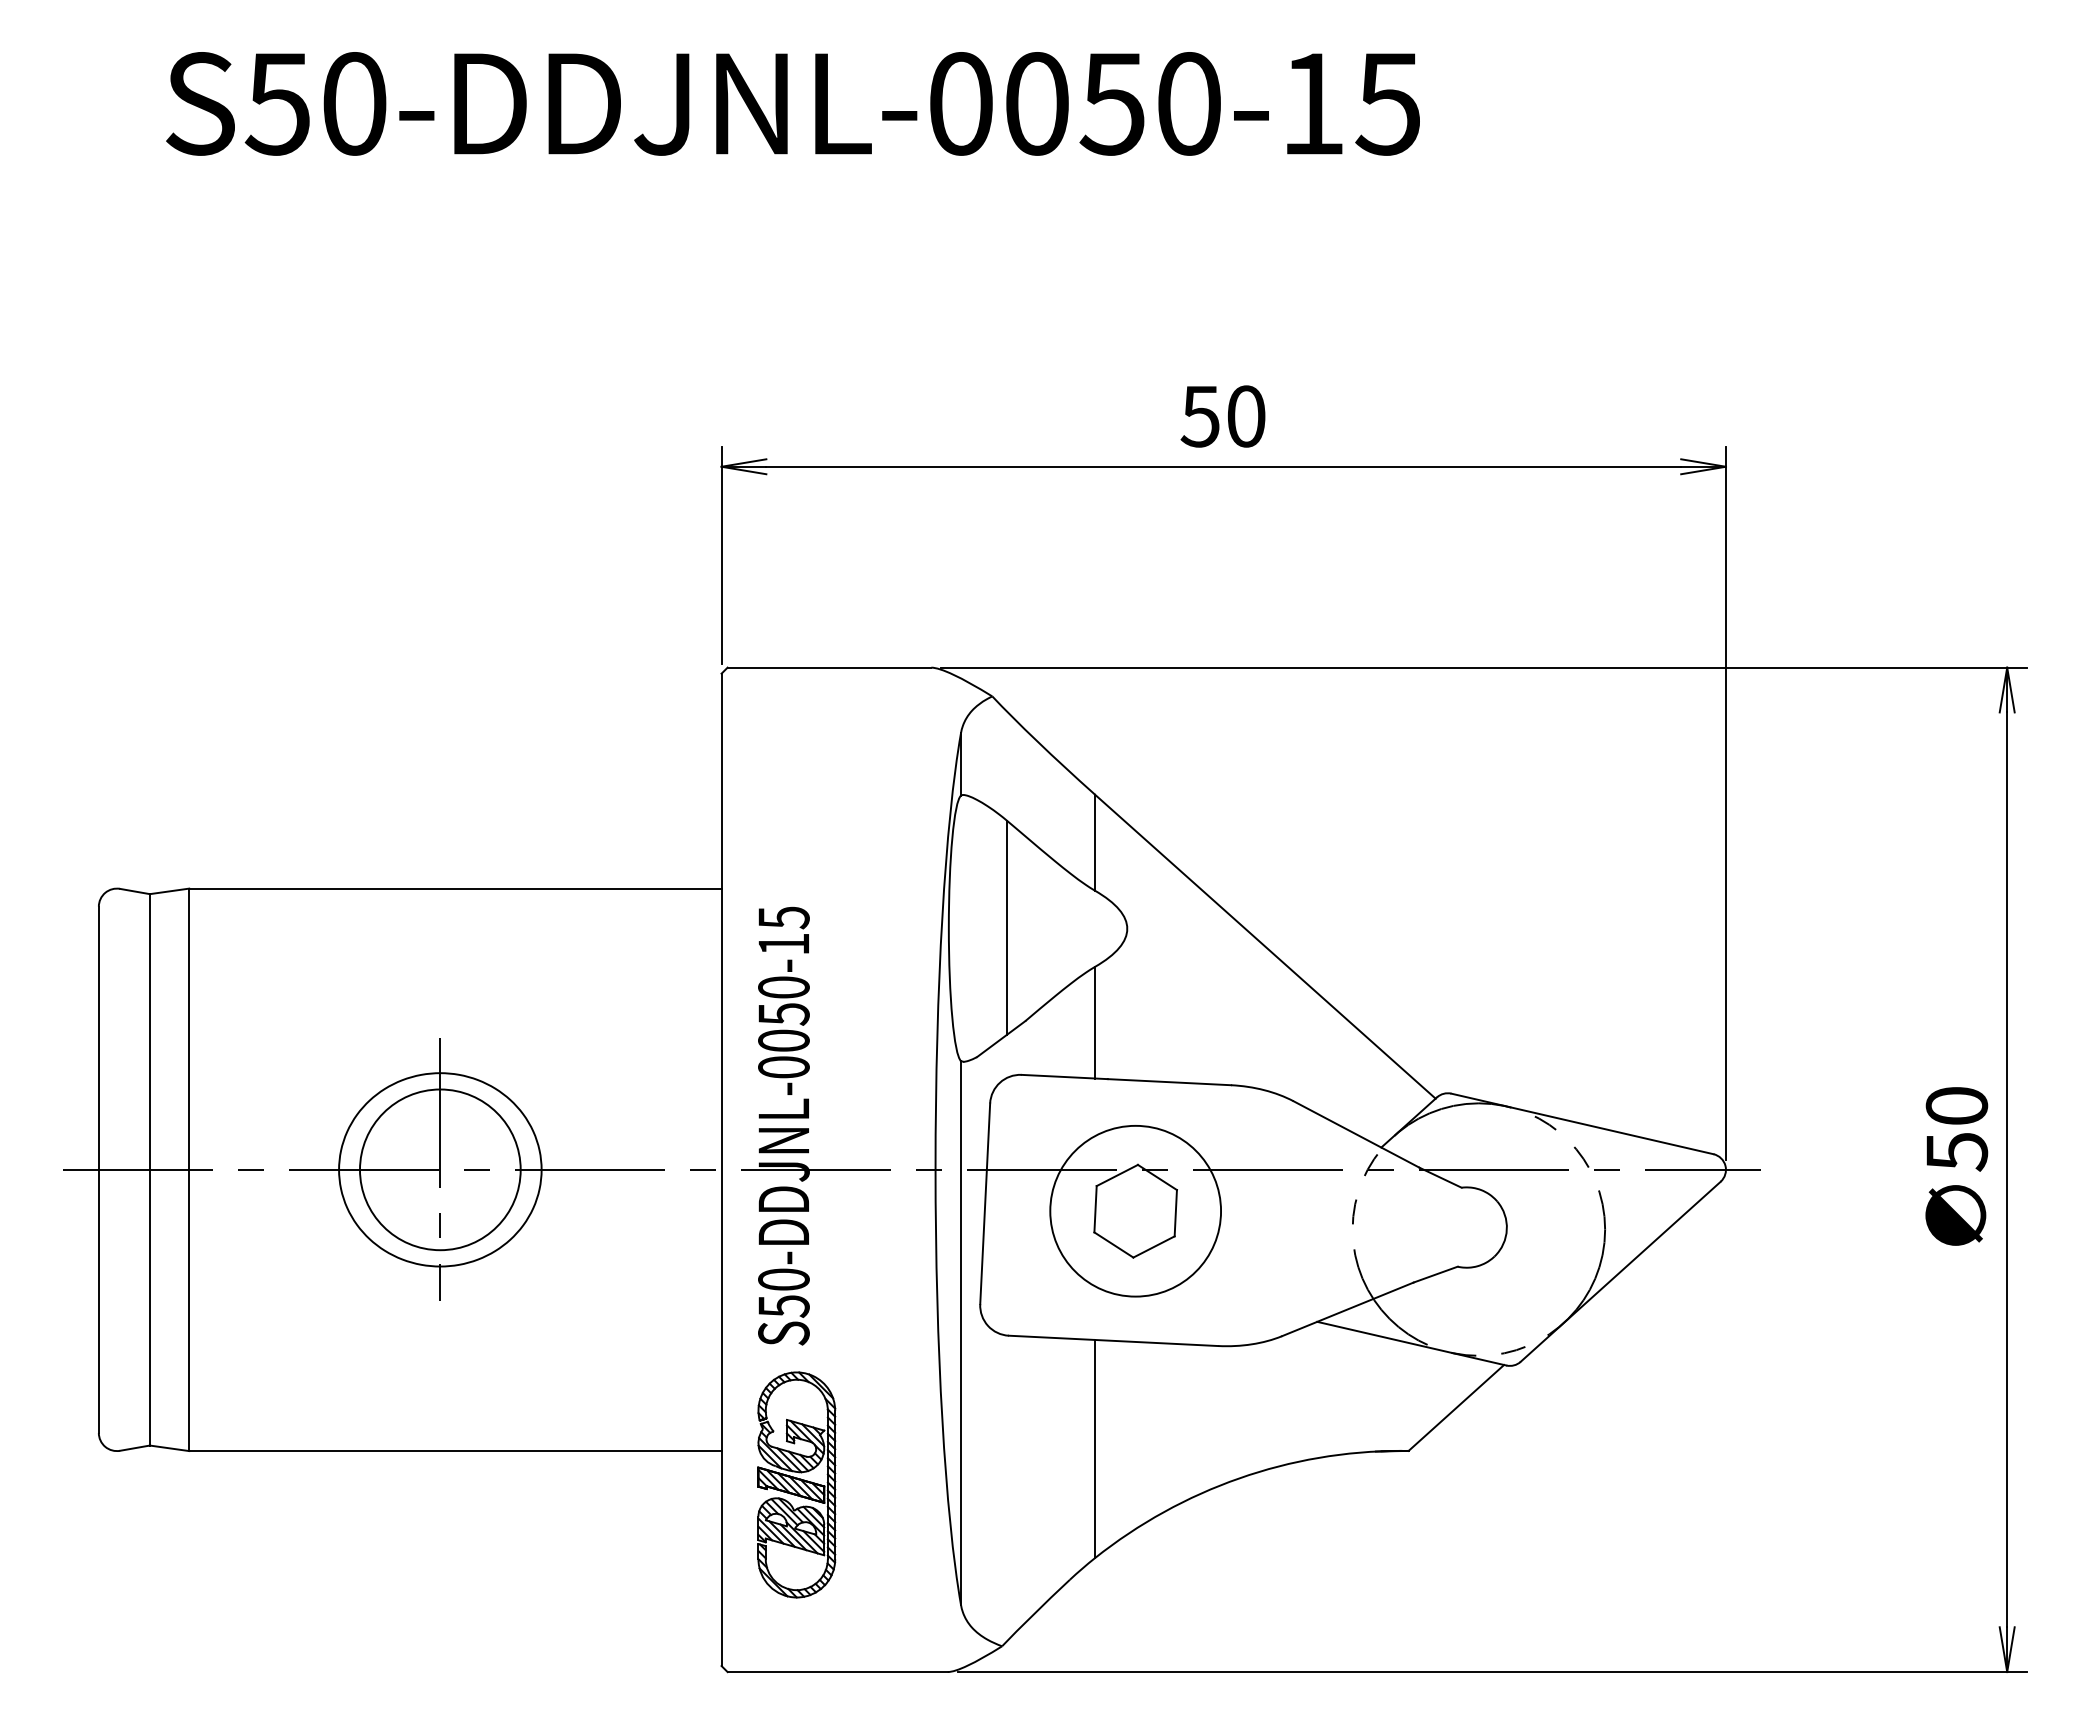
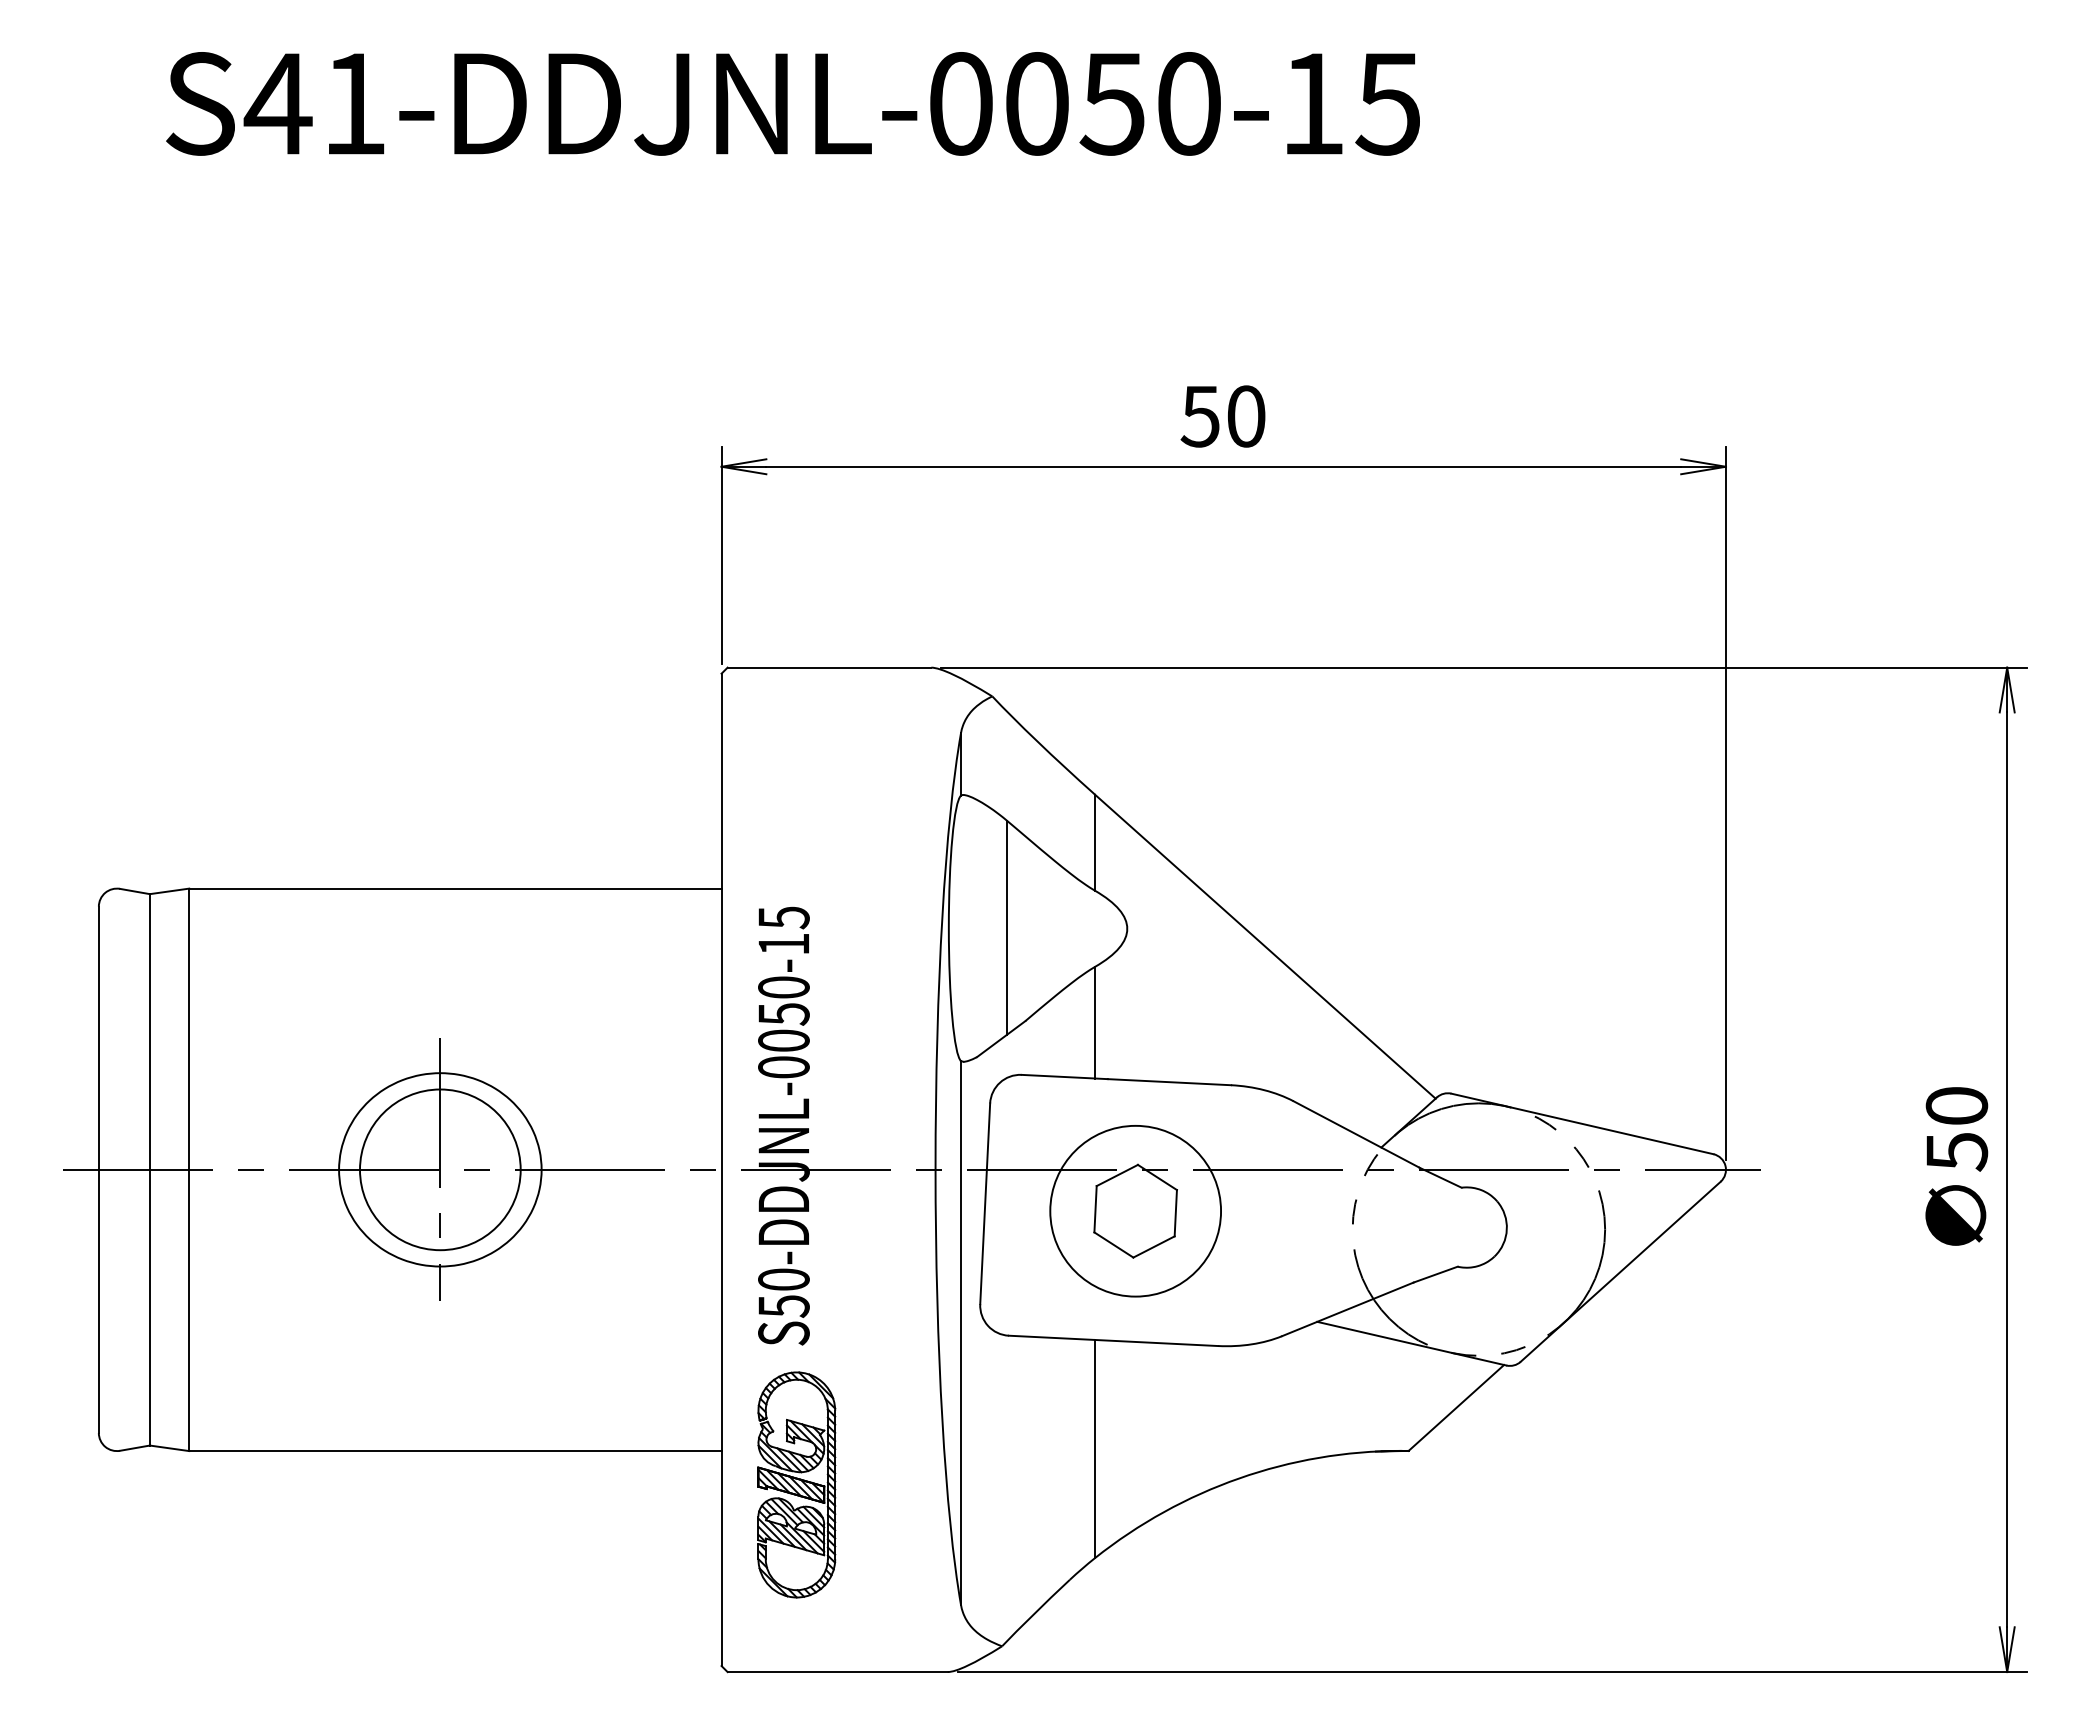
text: S50-DDJNL-0050-15 -> S41-DDJNL-0050-15 (314, 103)
